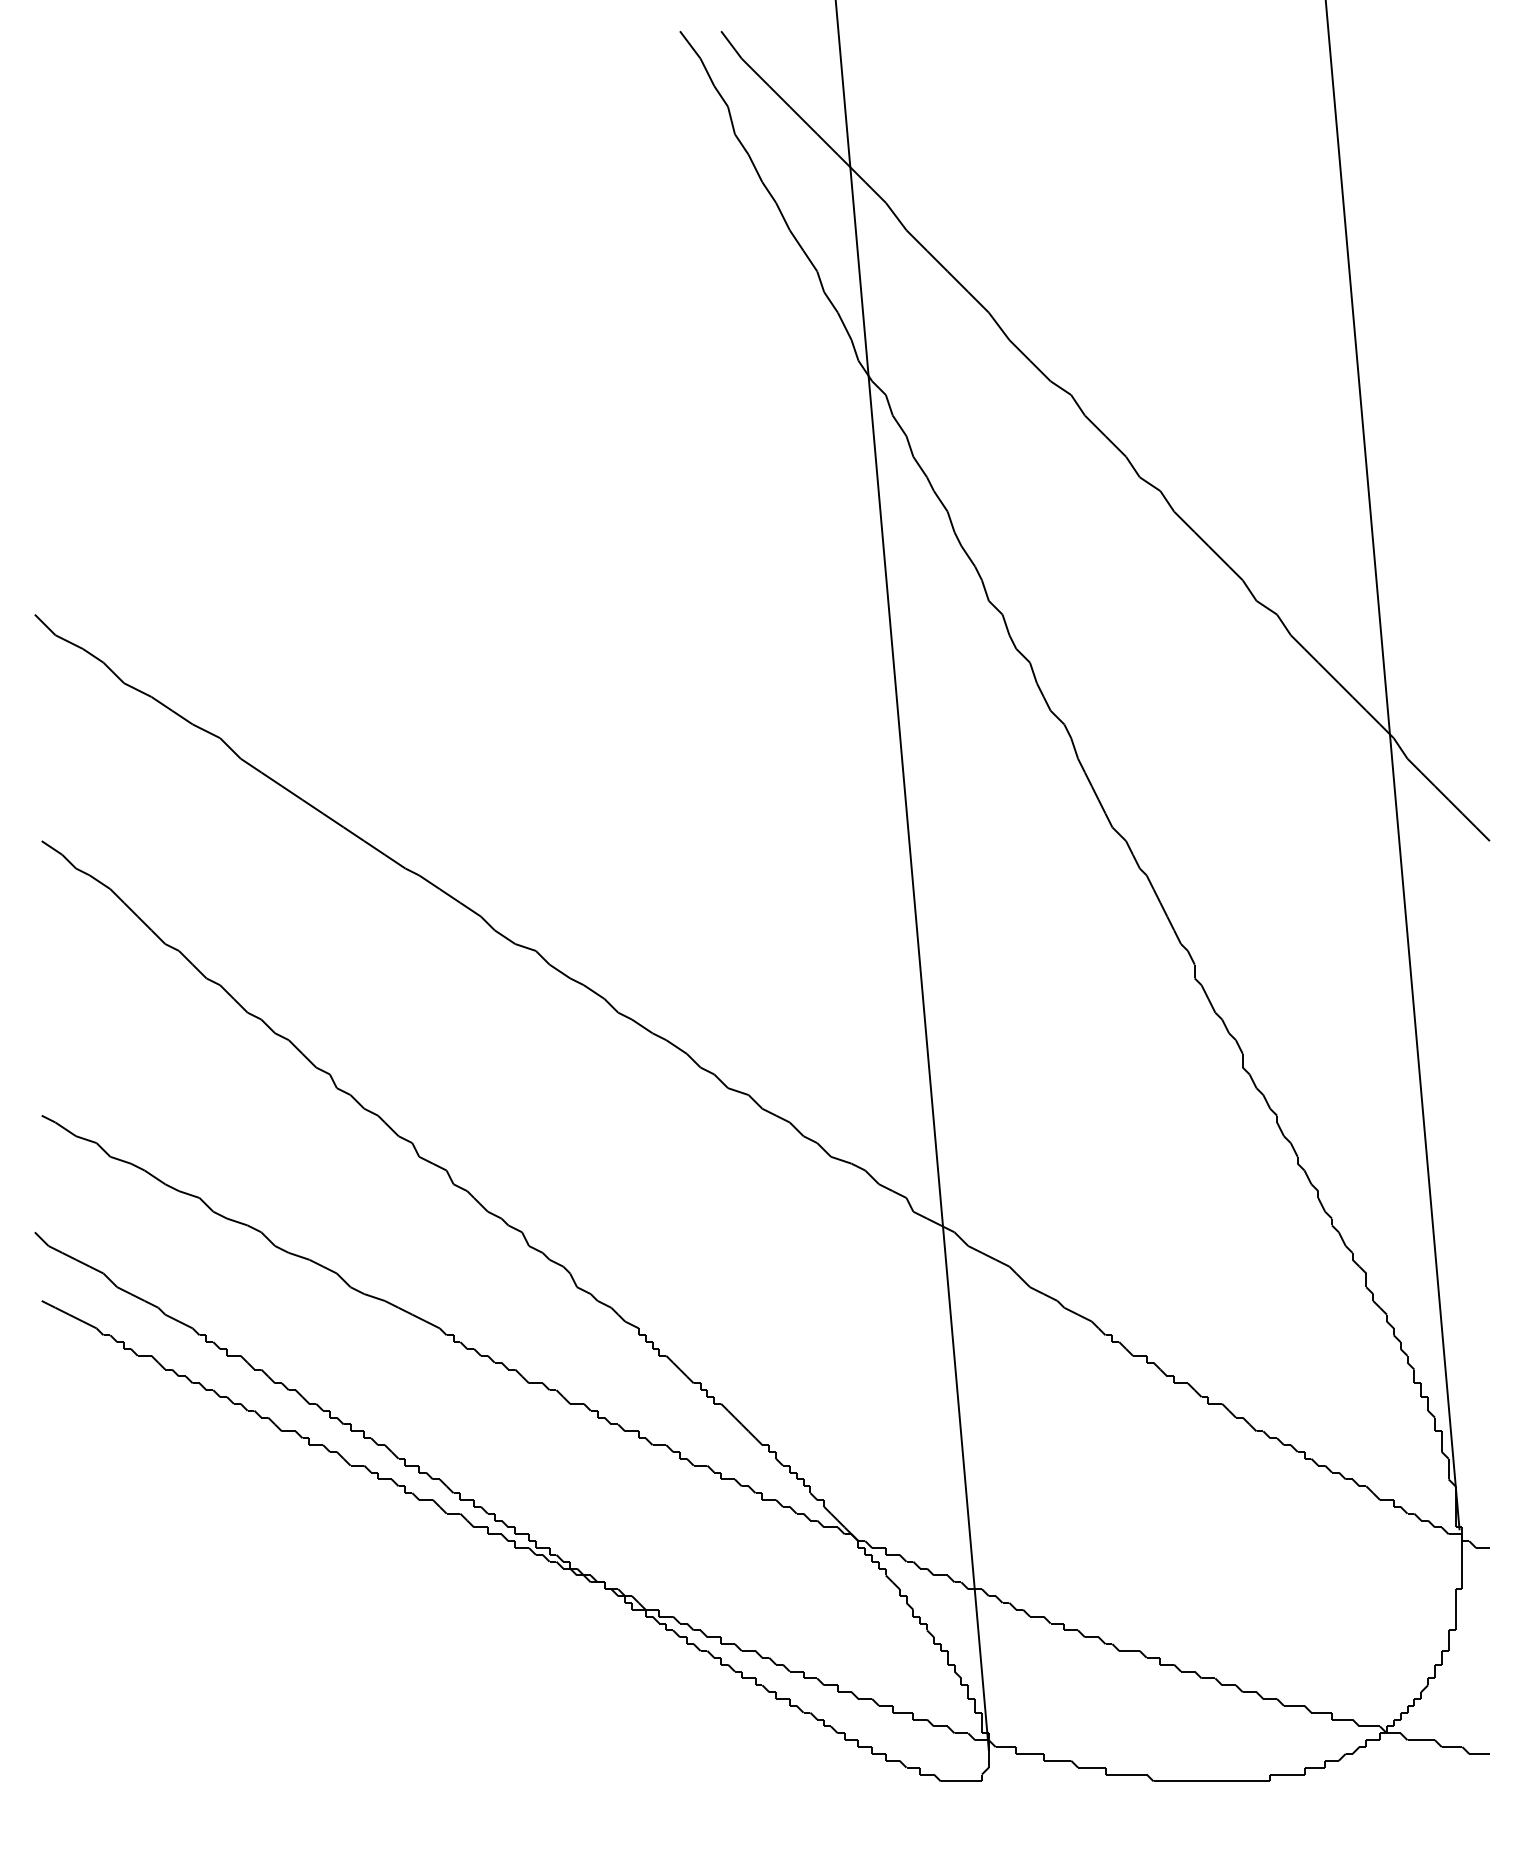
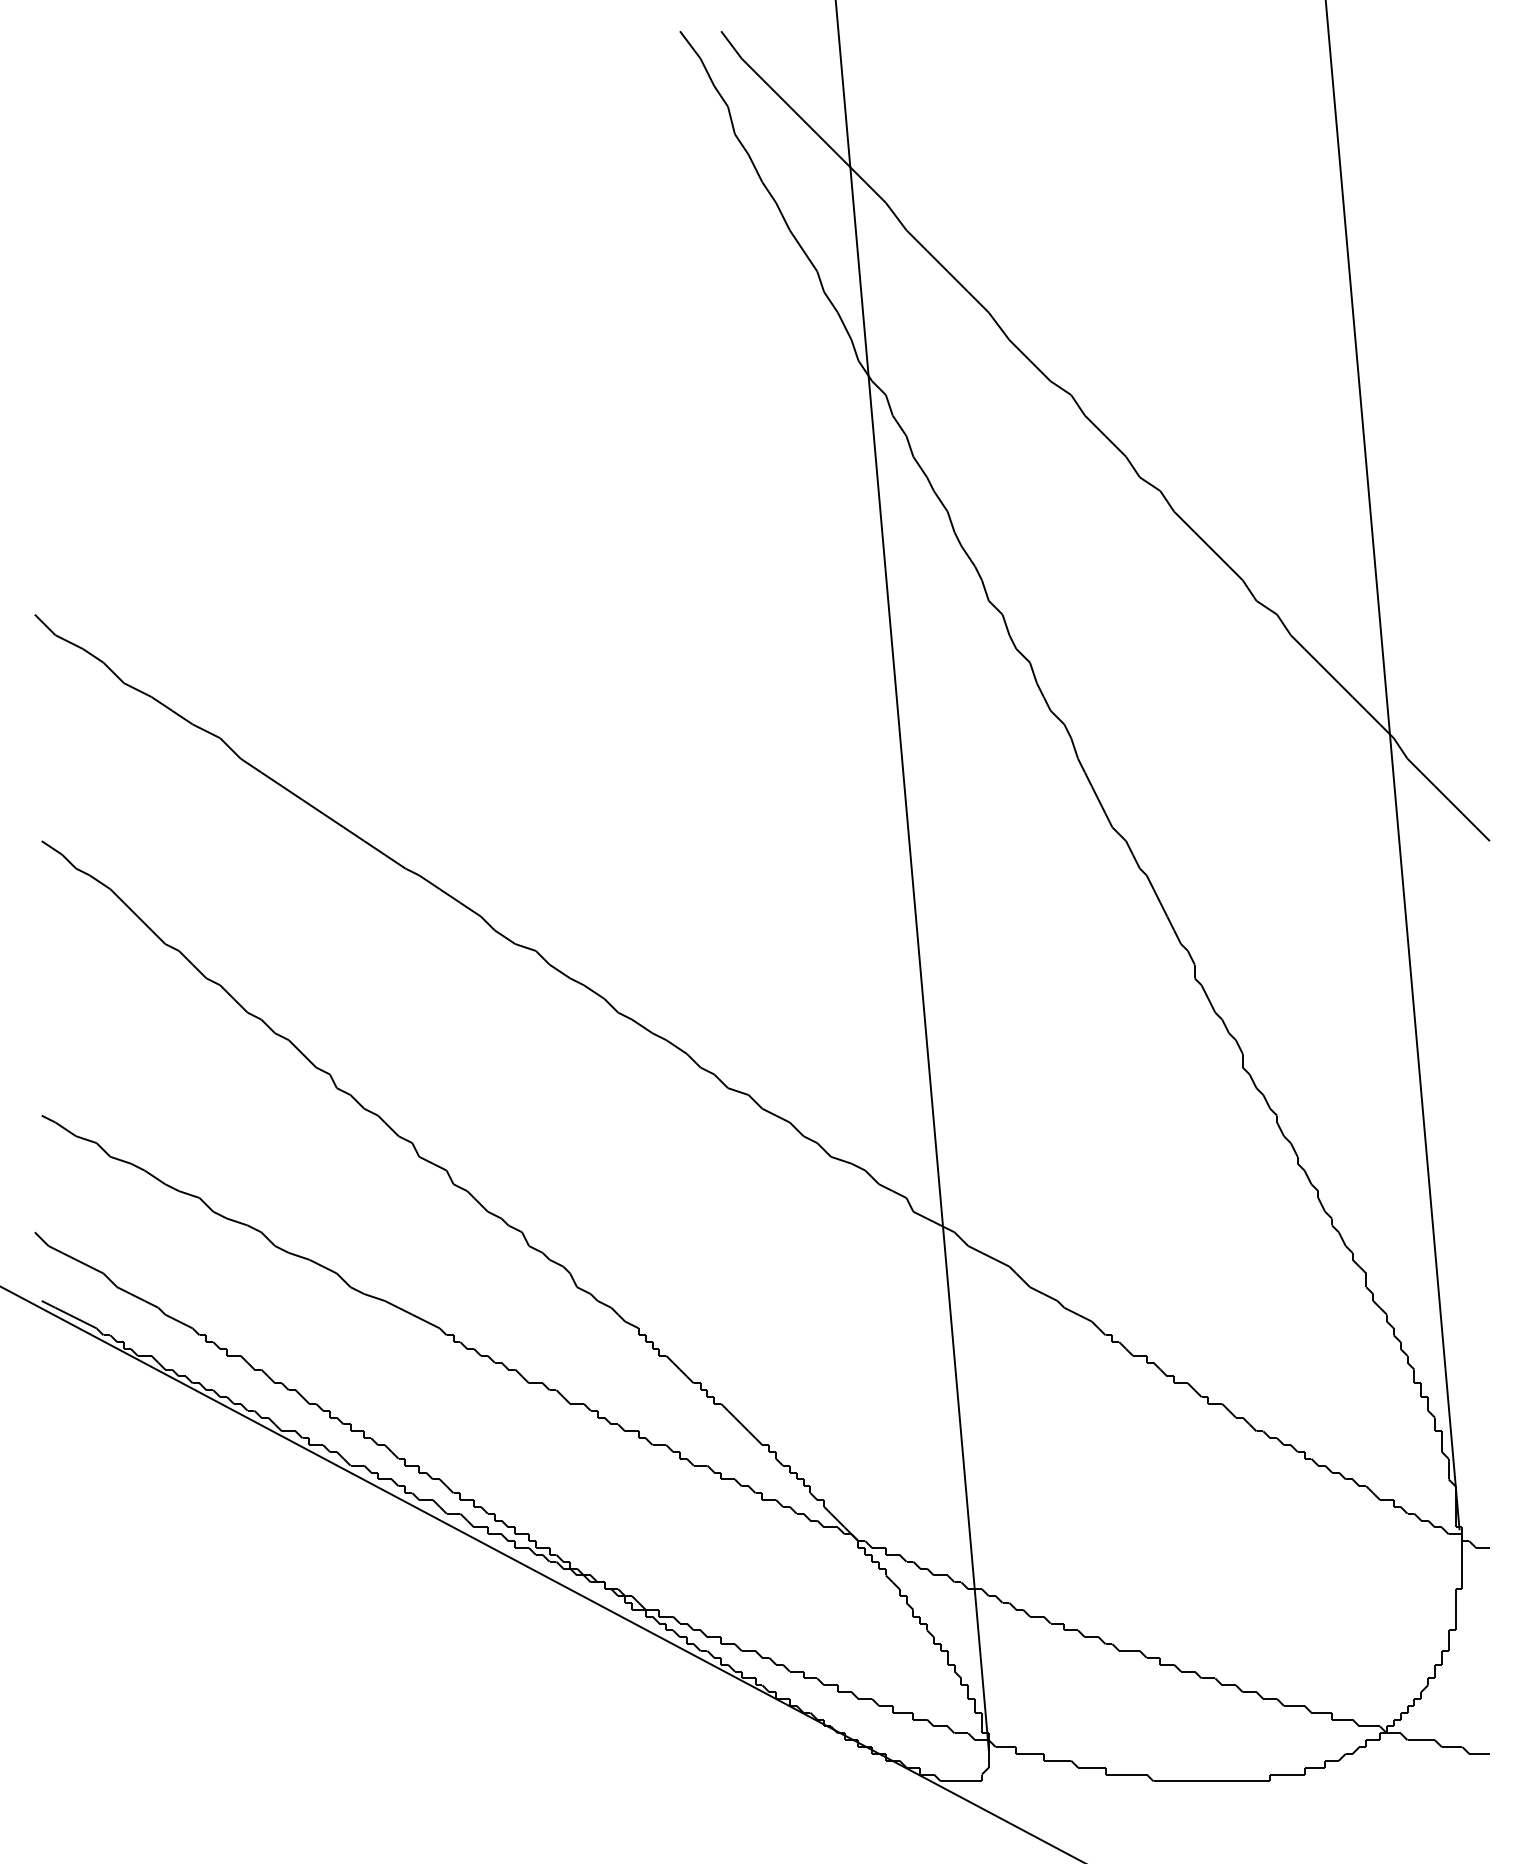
line: none -> present (541, 1573)
